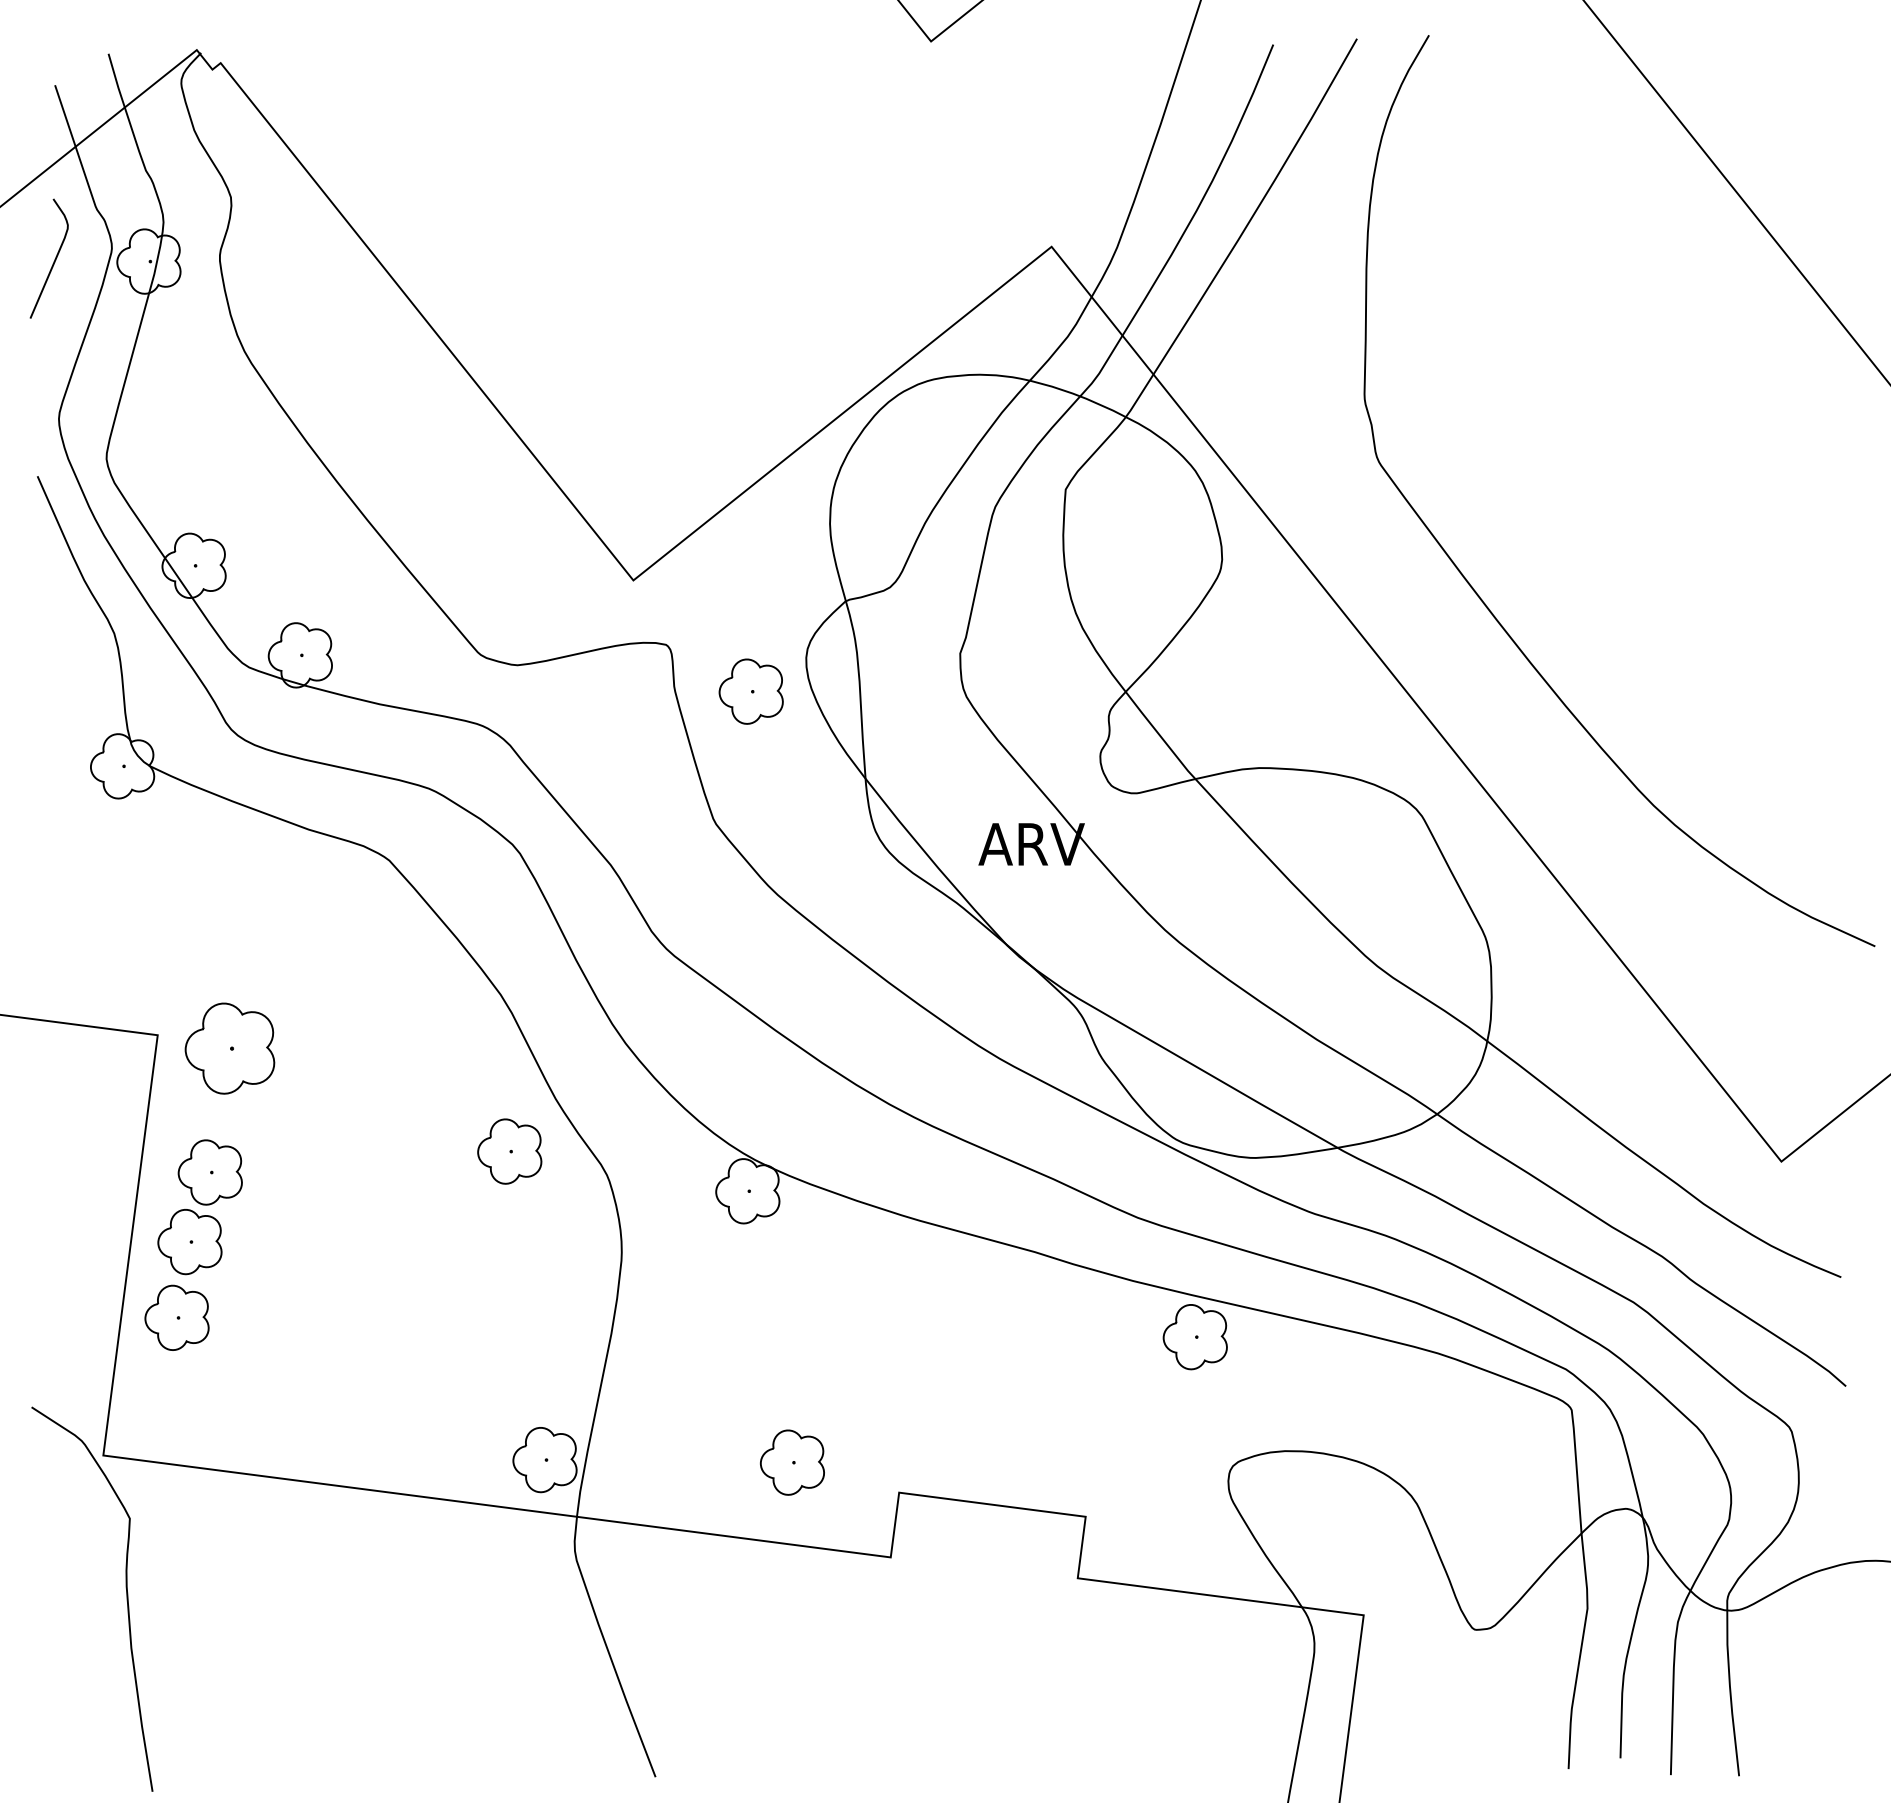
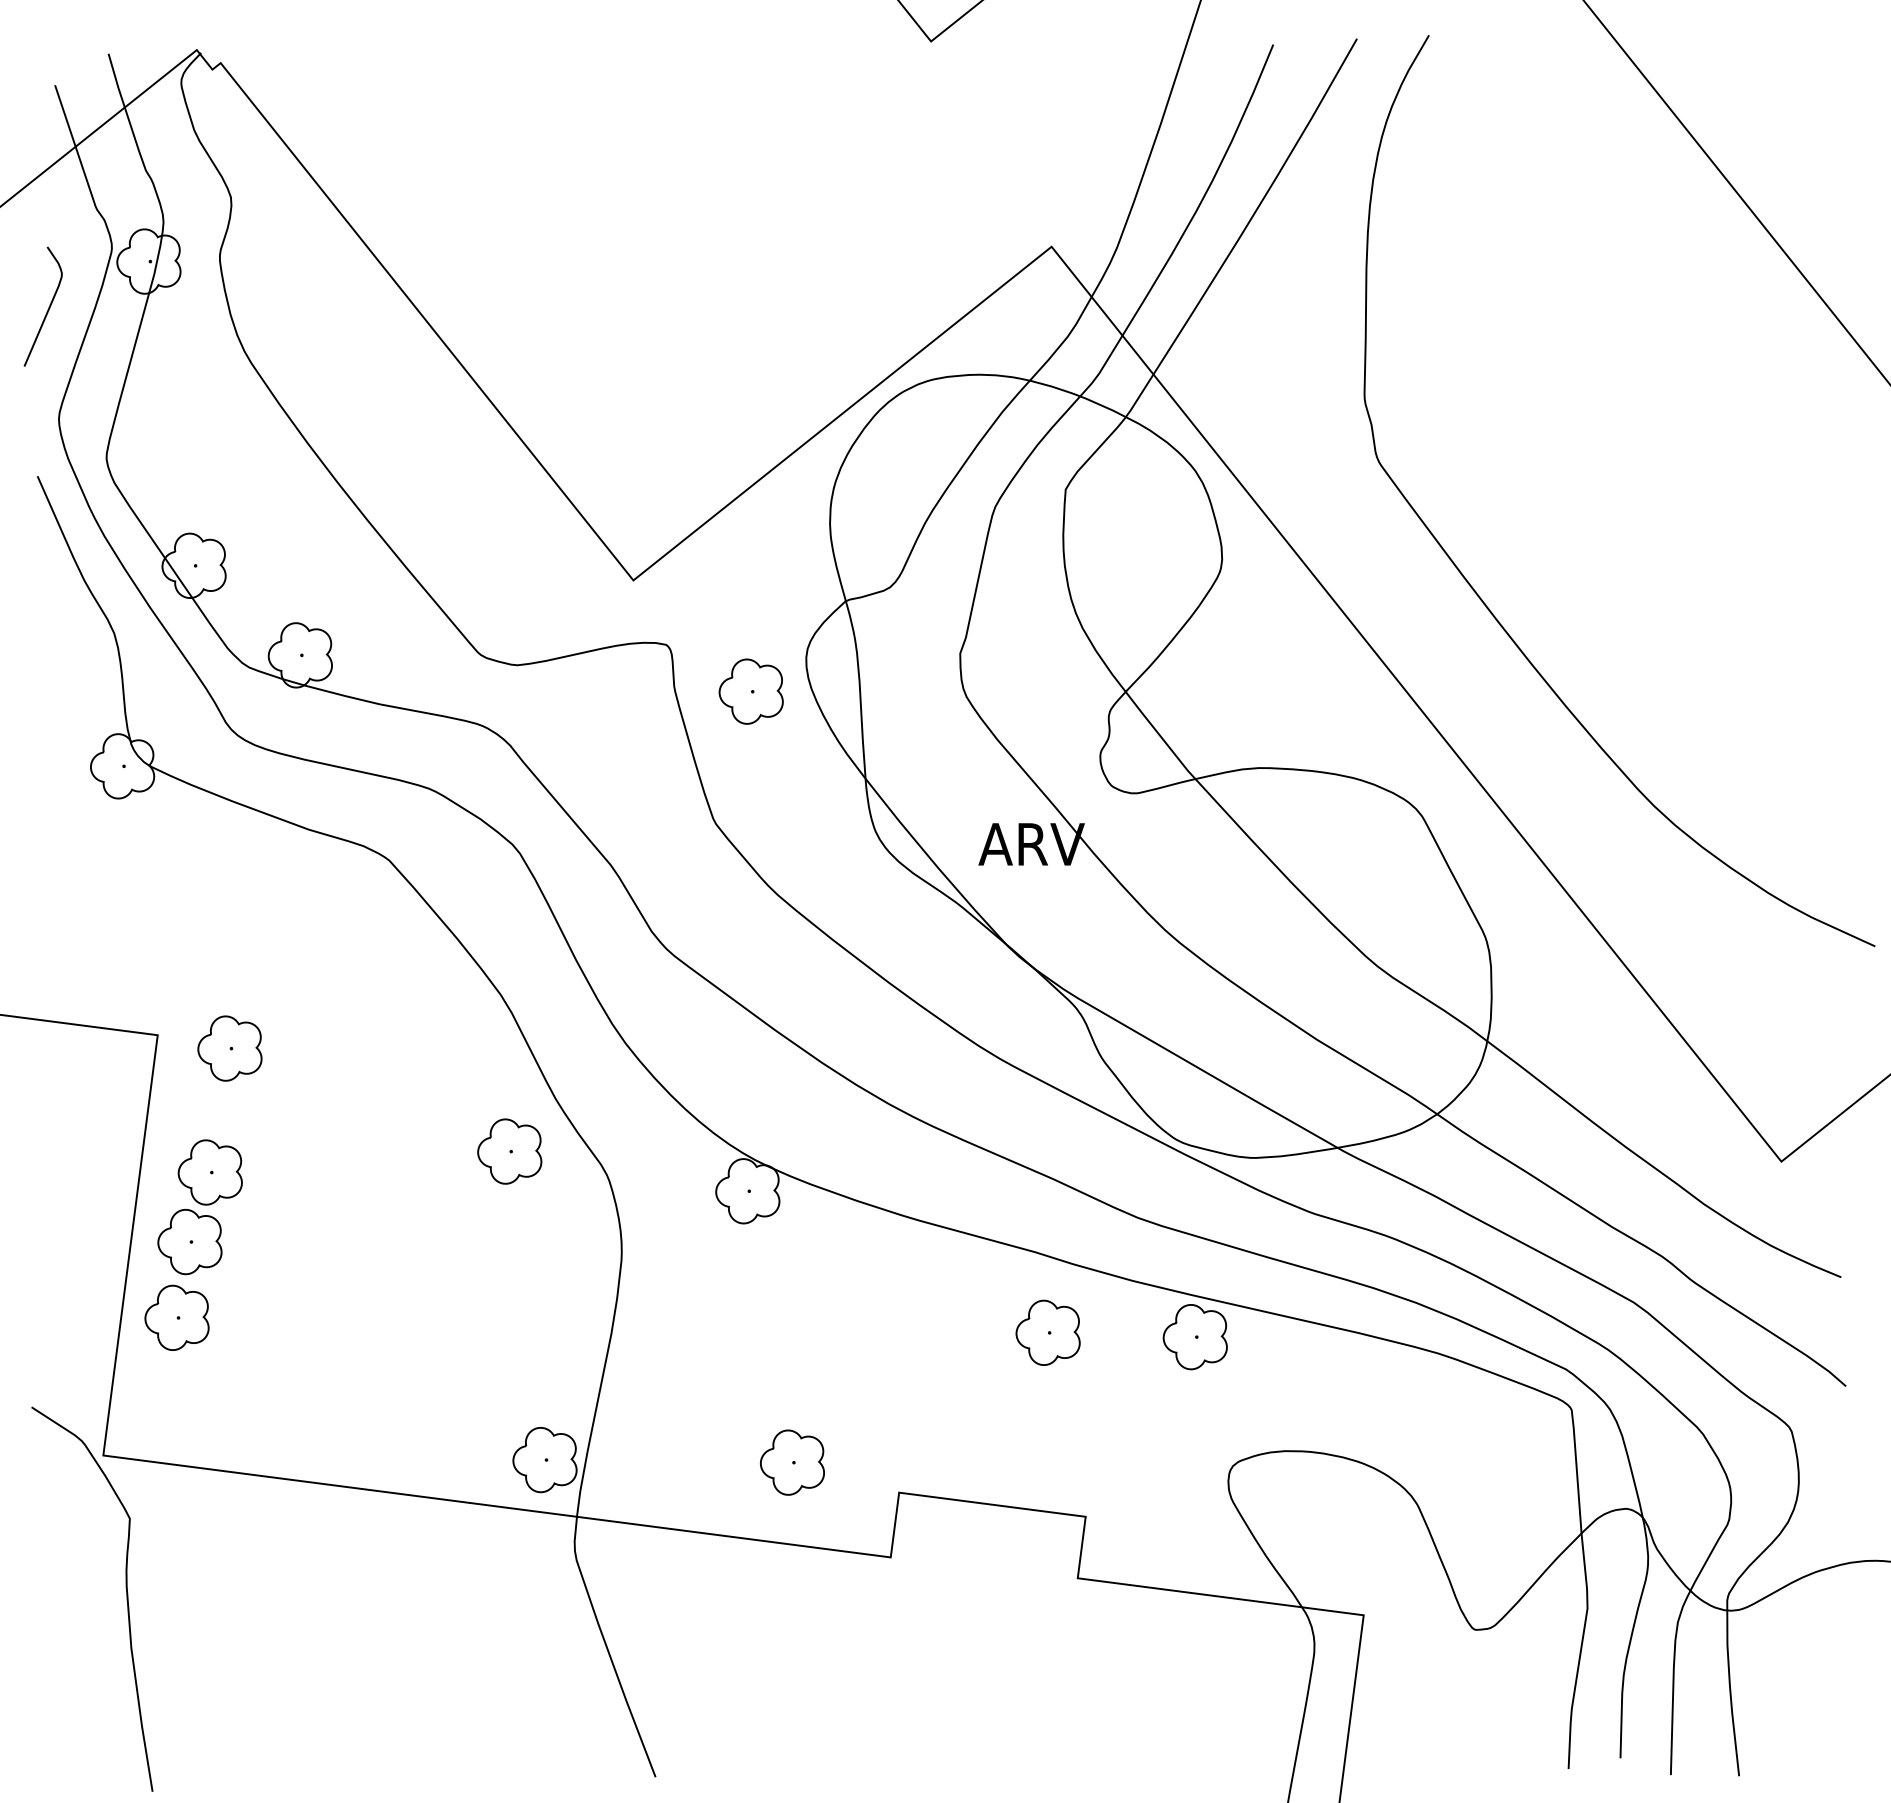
curve position: (53, 261) -> (47, 309) (47, 309)
part size: 92x93 px -> 66x67 px (229, 1048)
part: none -> present (1047, 1332)
